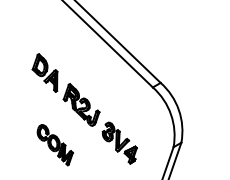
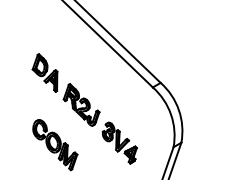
part size: 38x43 px -> 47x53 px (55, 145)
